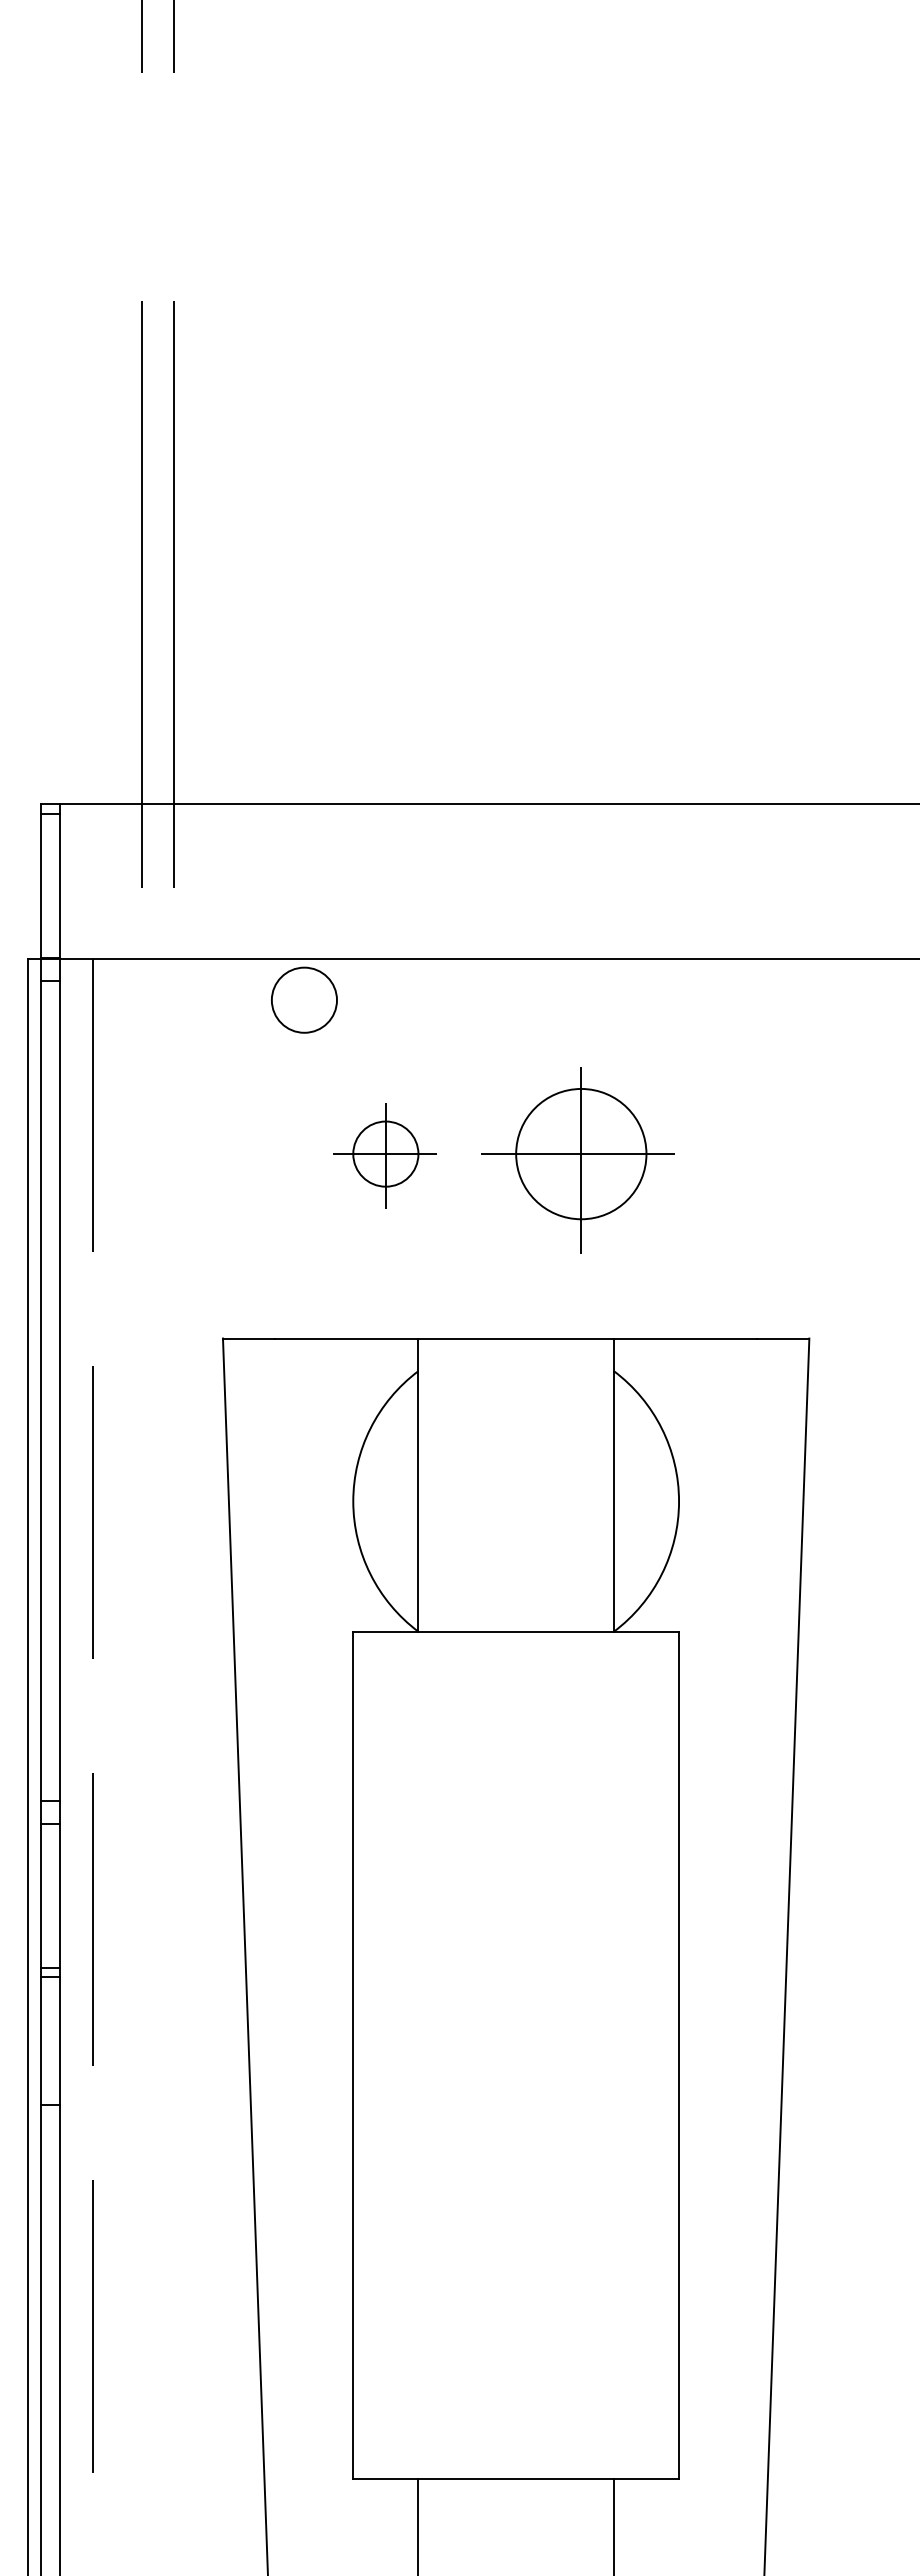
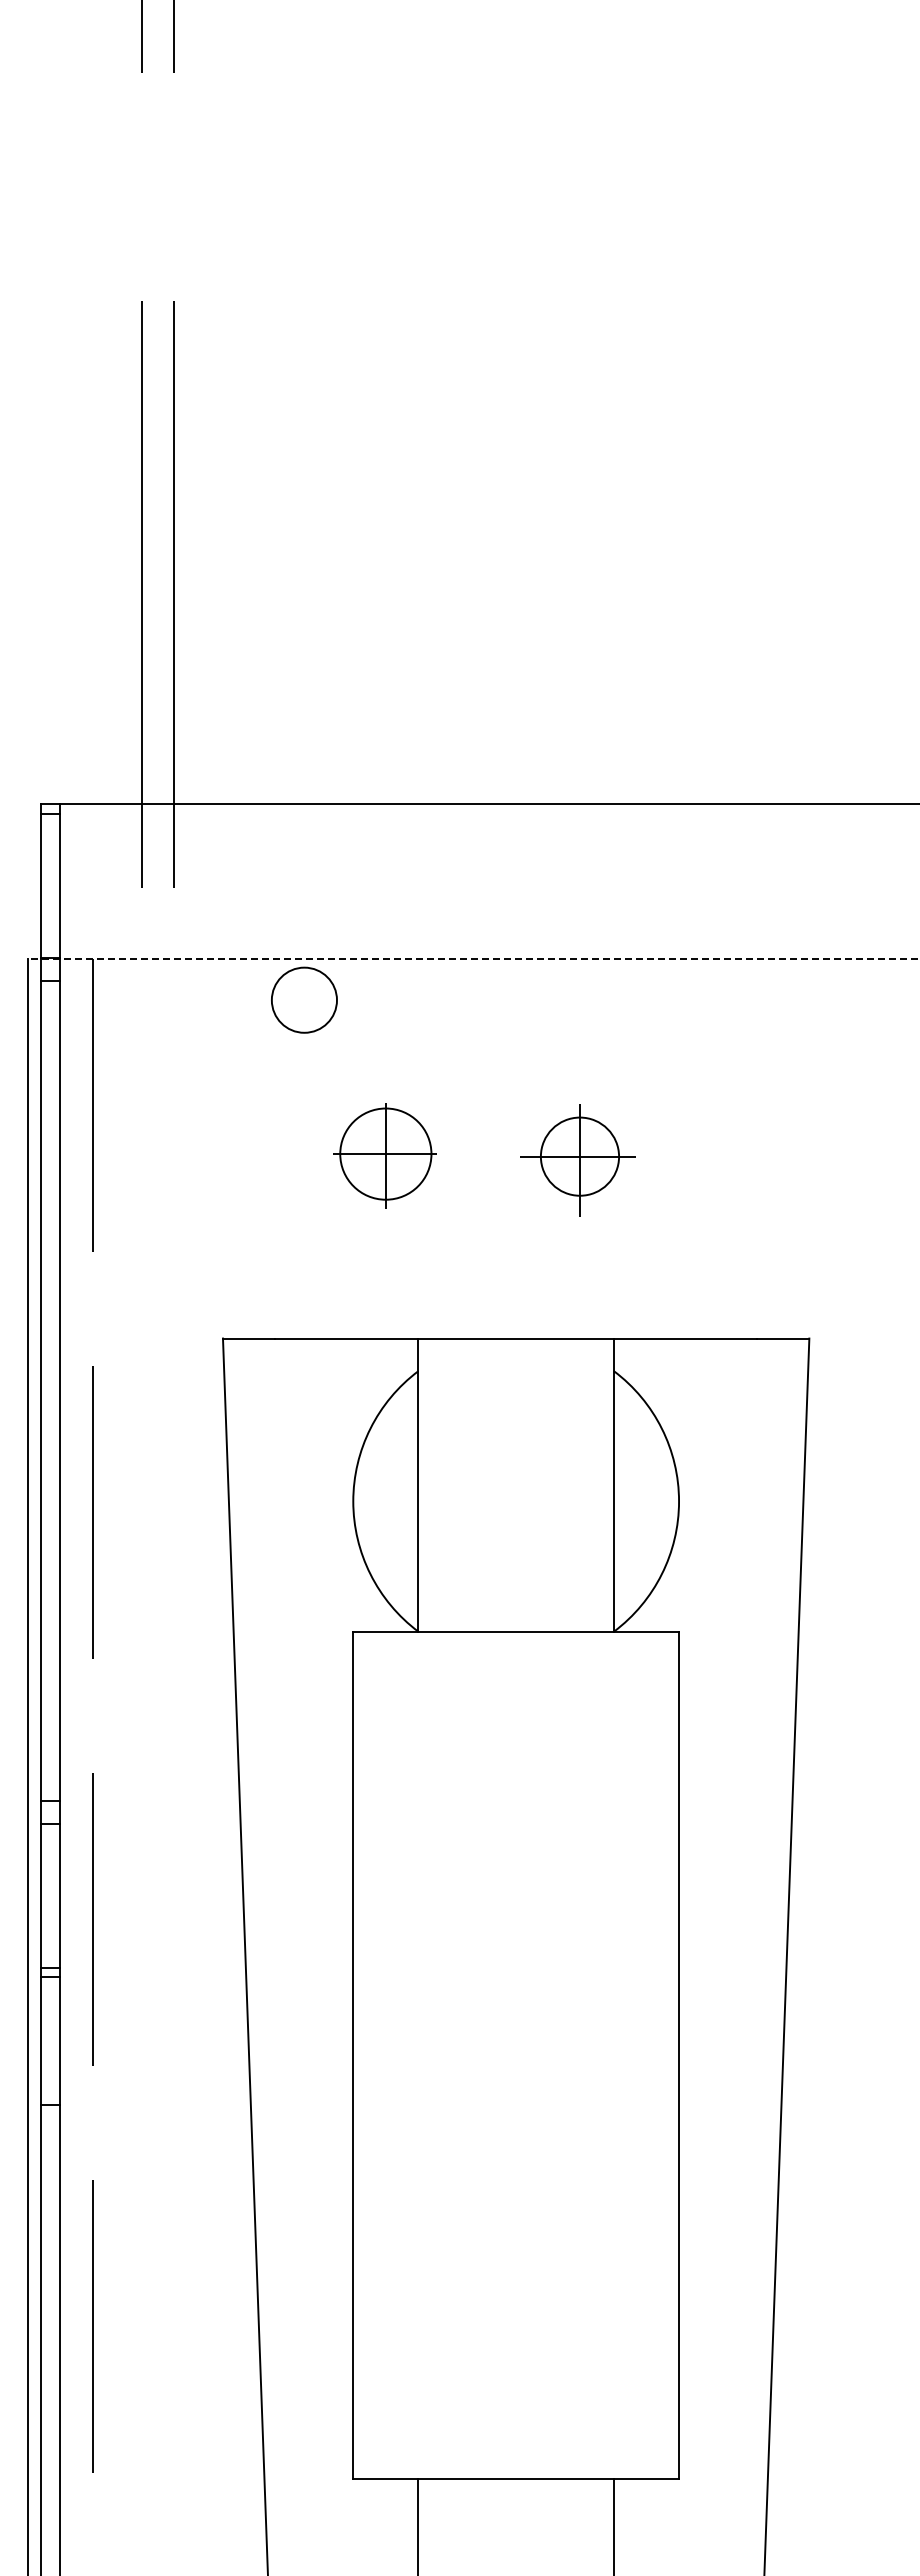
line: solid -> dashed (473, 958)
circle diameter: 65 px -> 91 px (385, 1153)
part size: 194x187 px -> 116x113 px (577, 1160)
